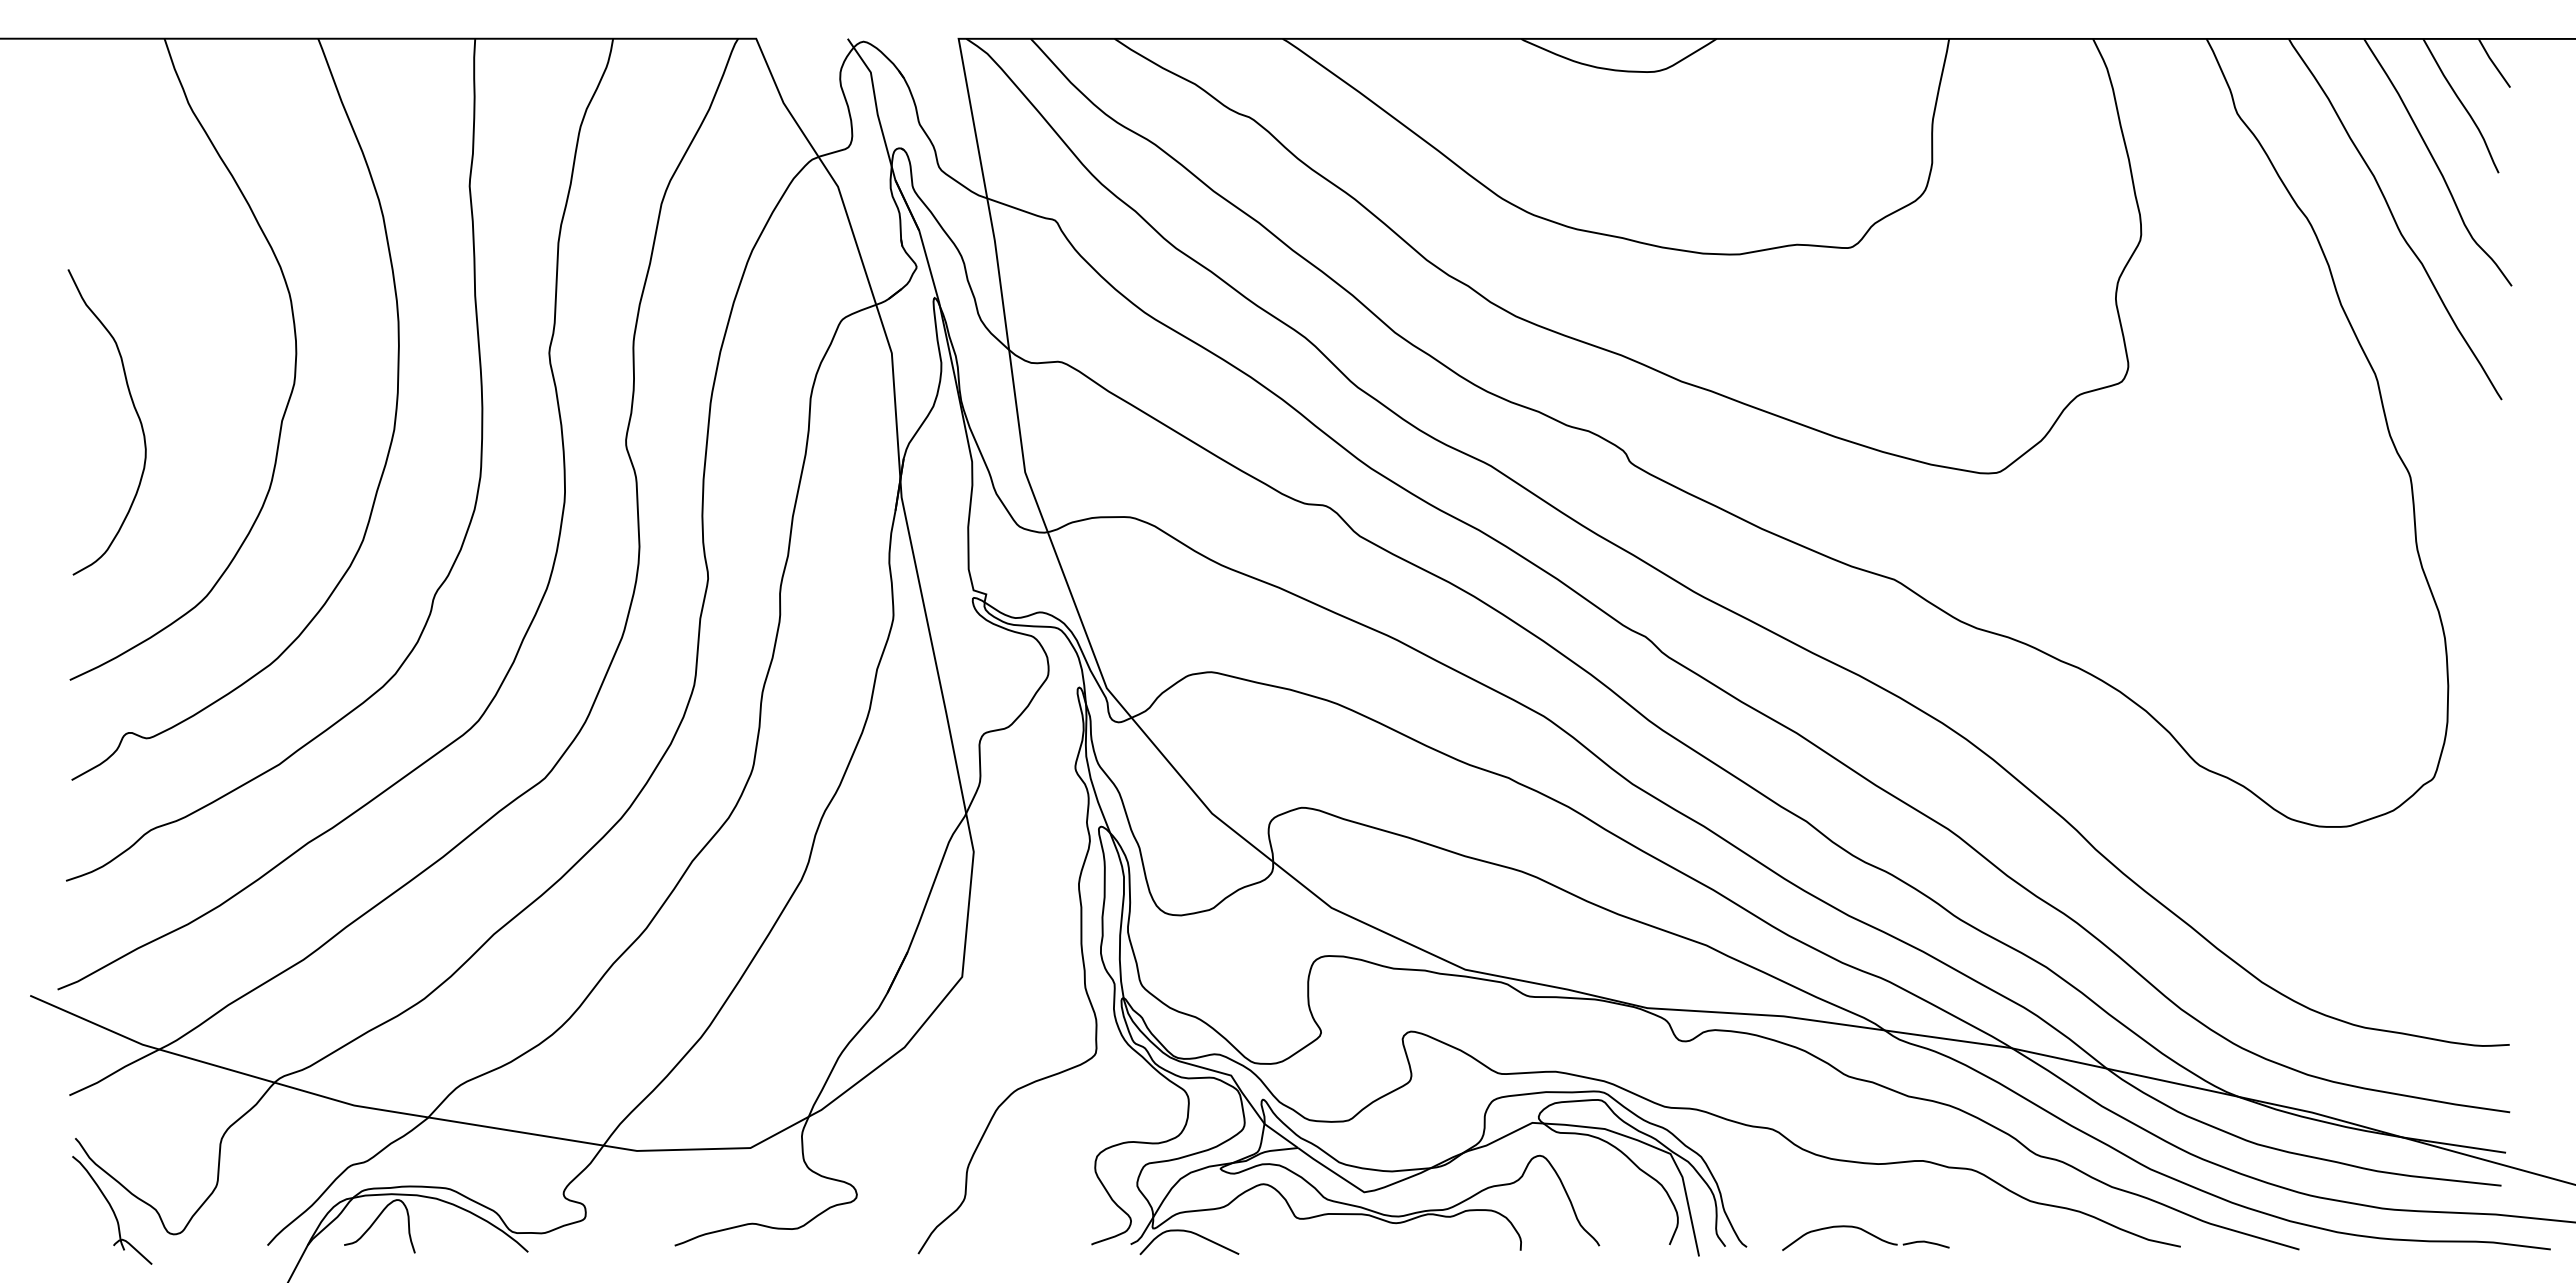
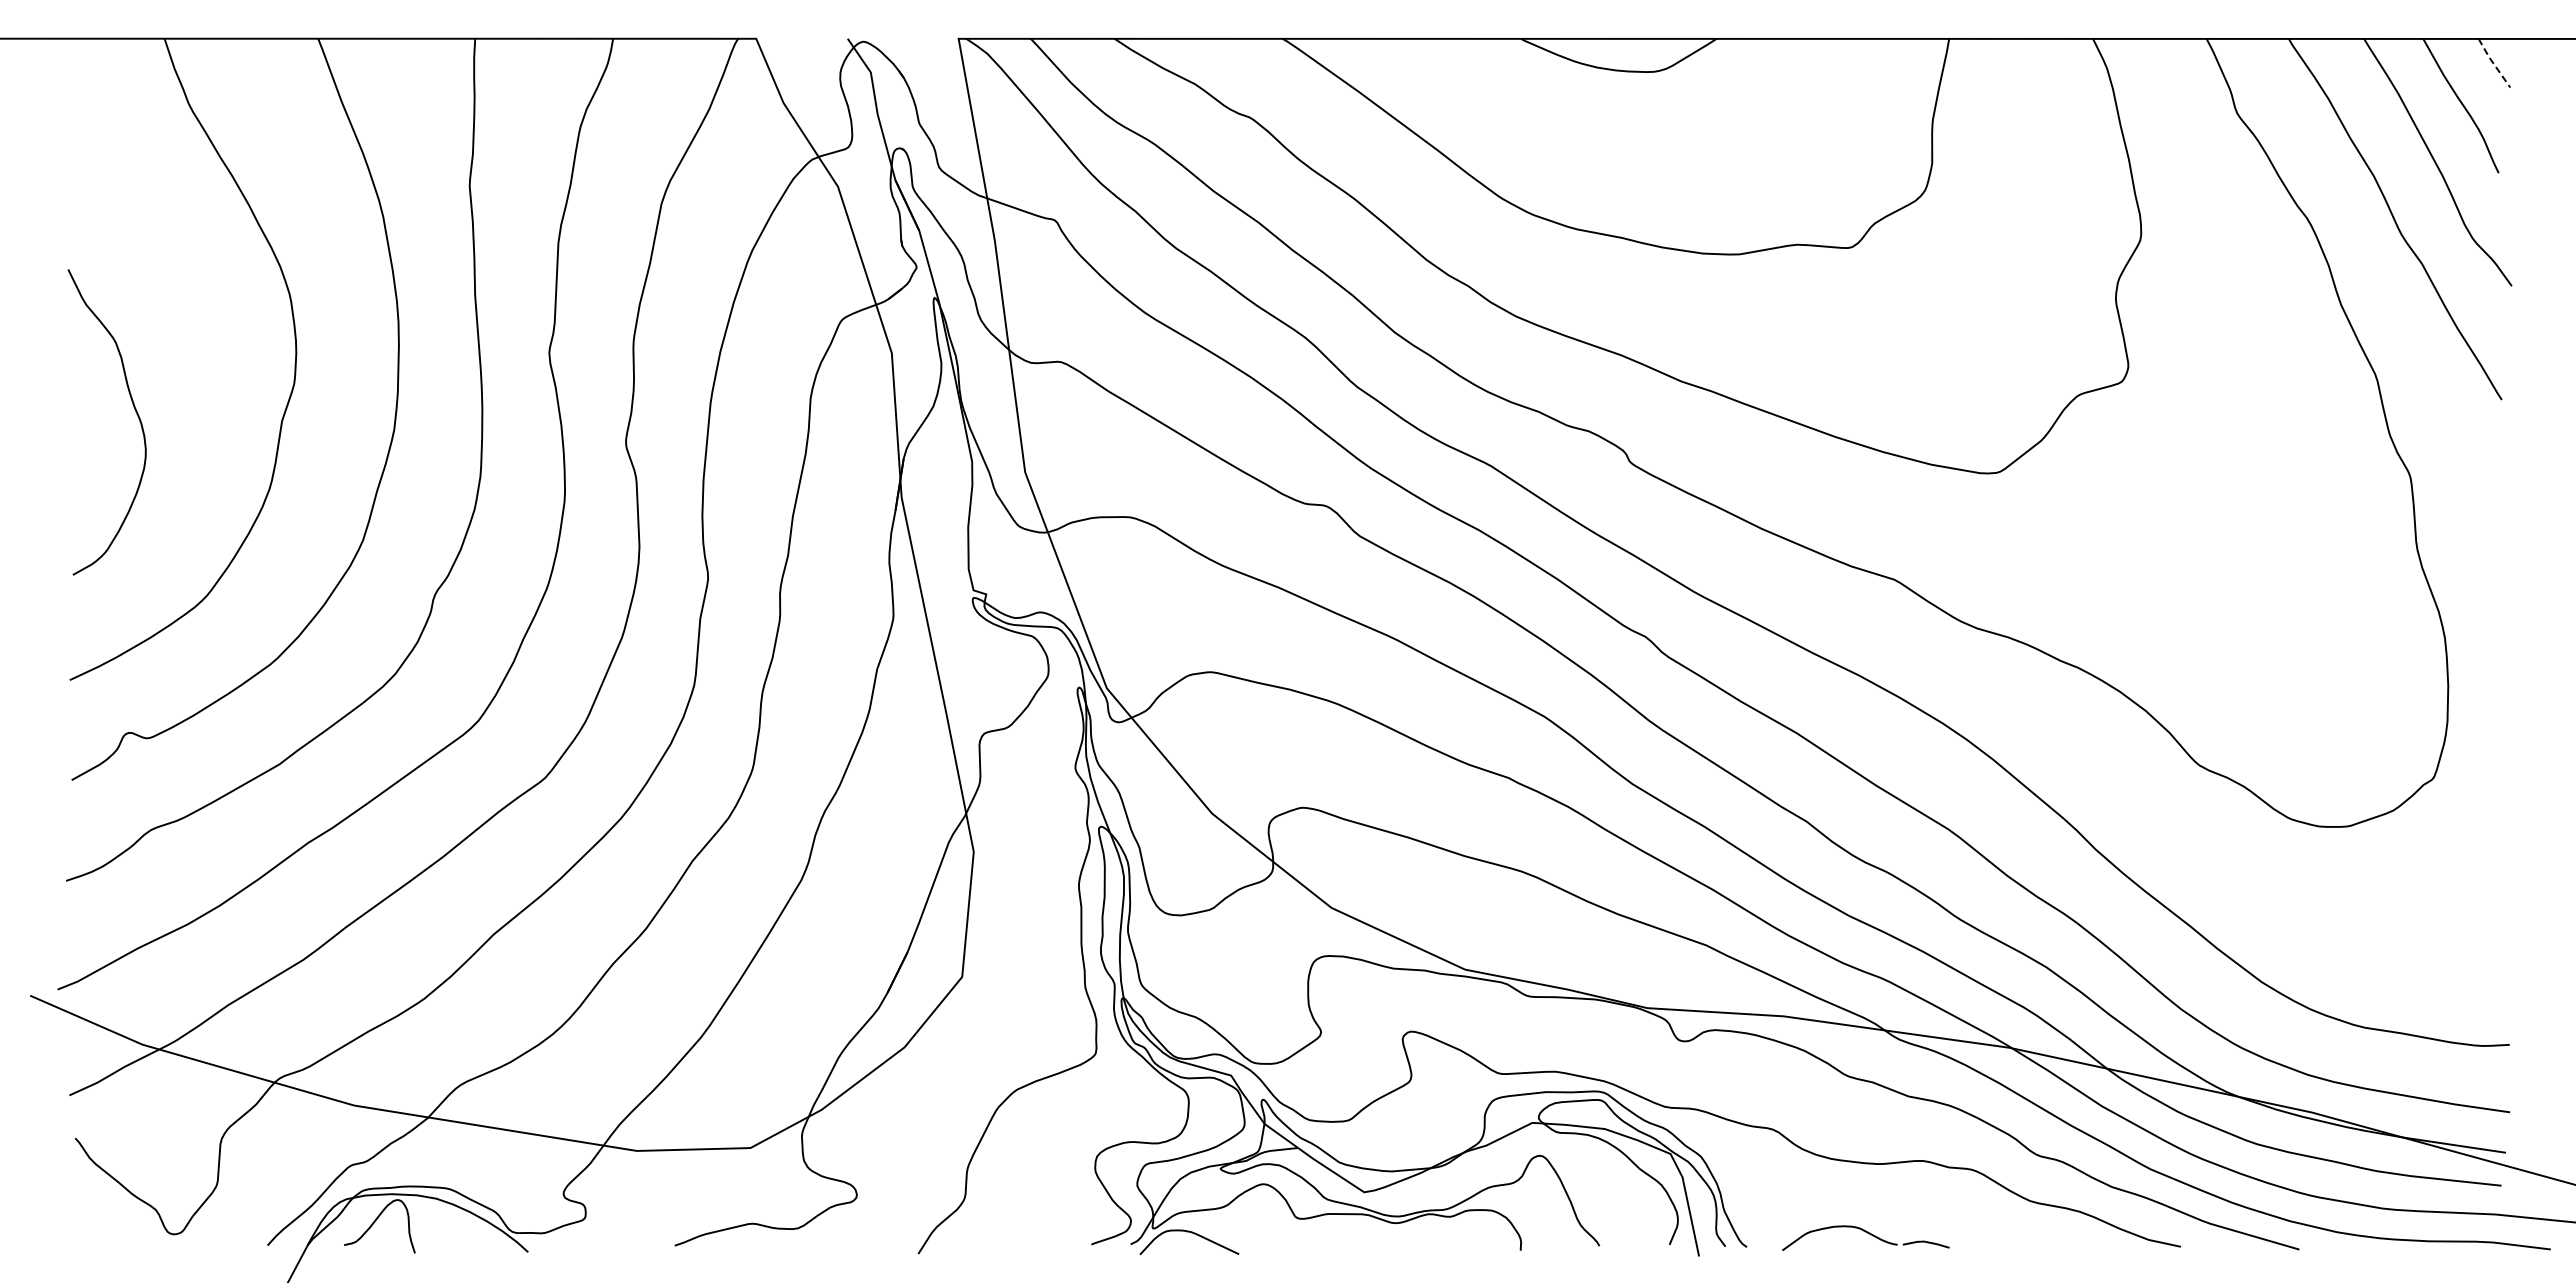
line: solid -> dashed (2493, 63)
part: present -> none (112, 1210)
